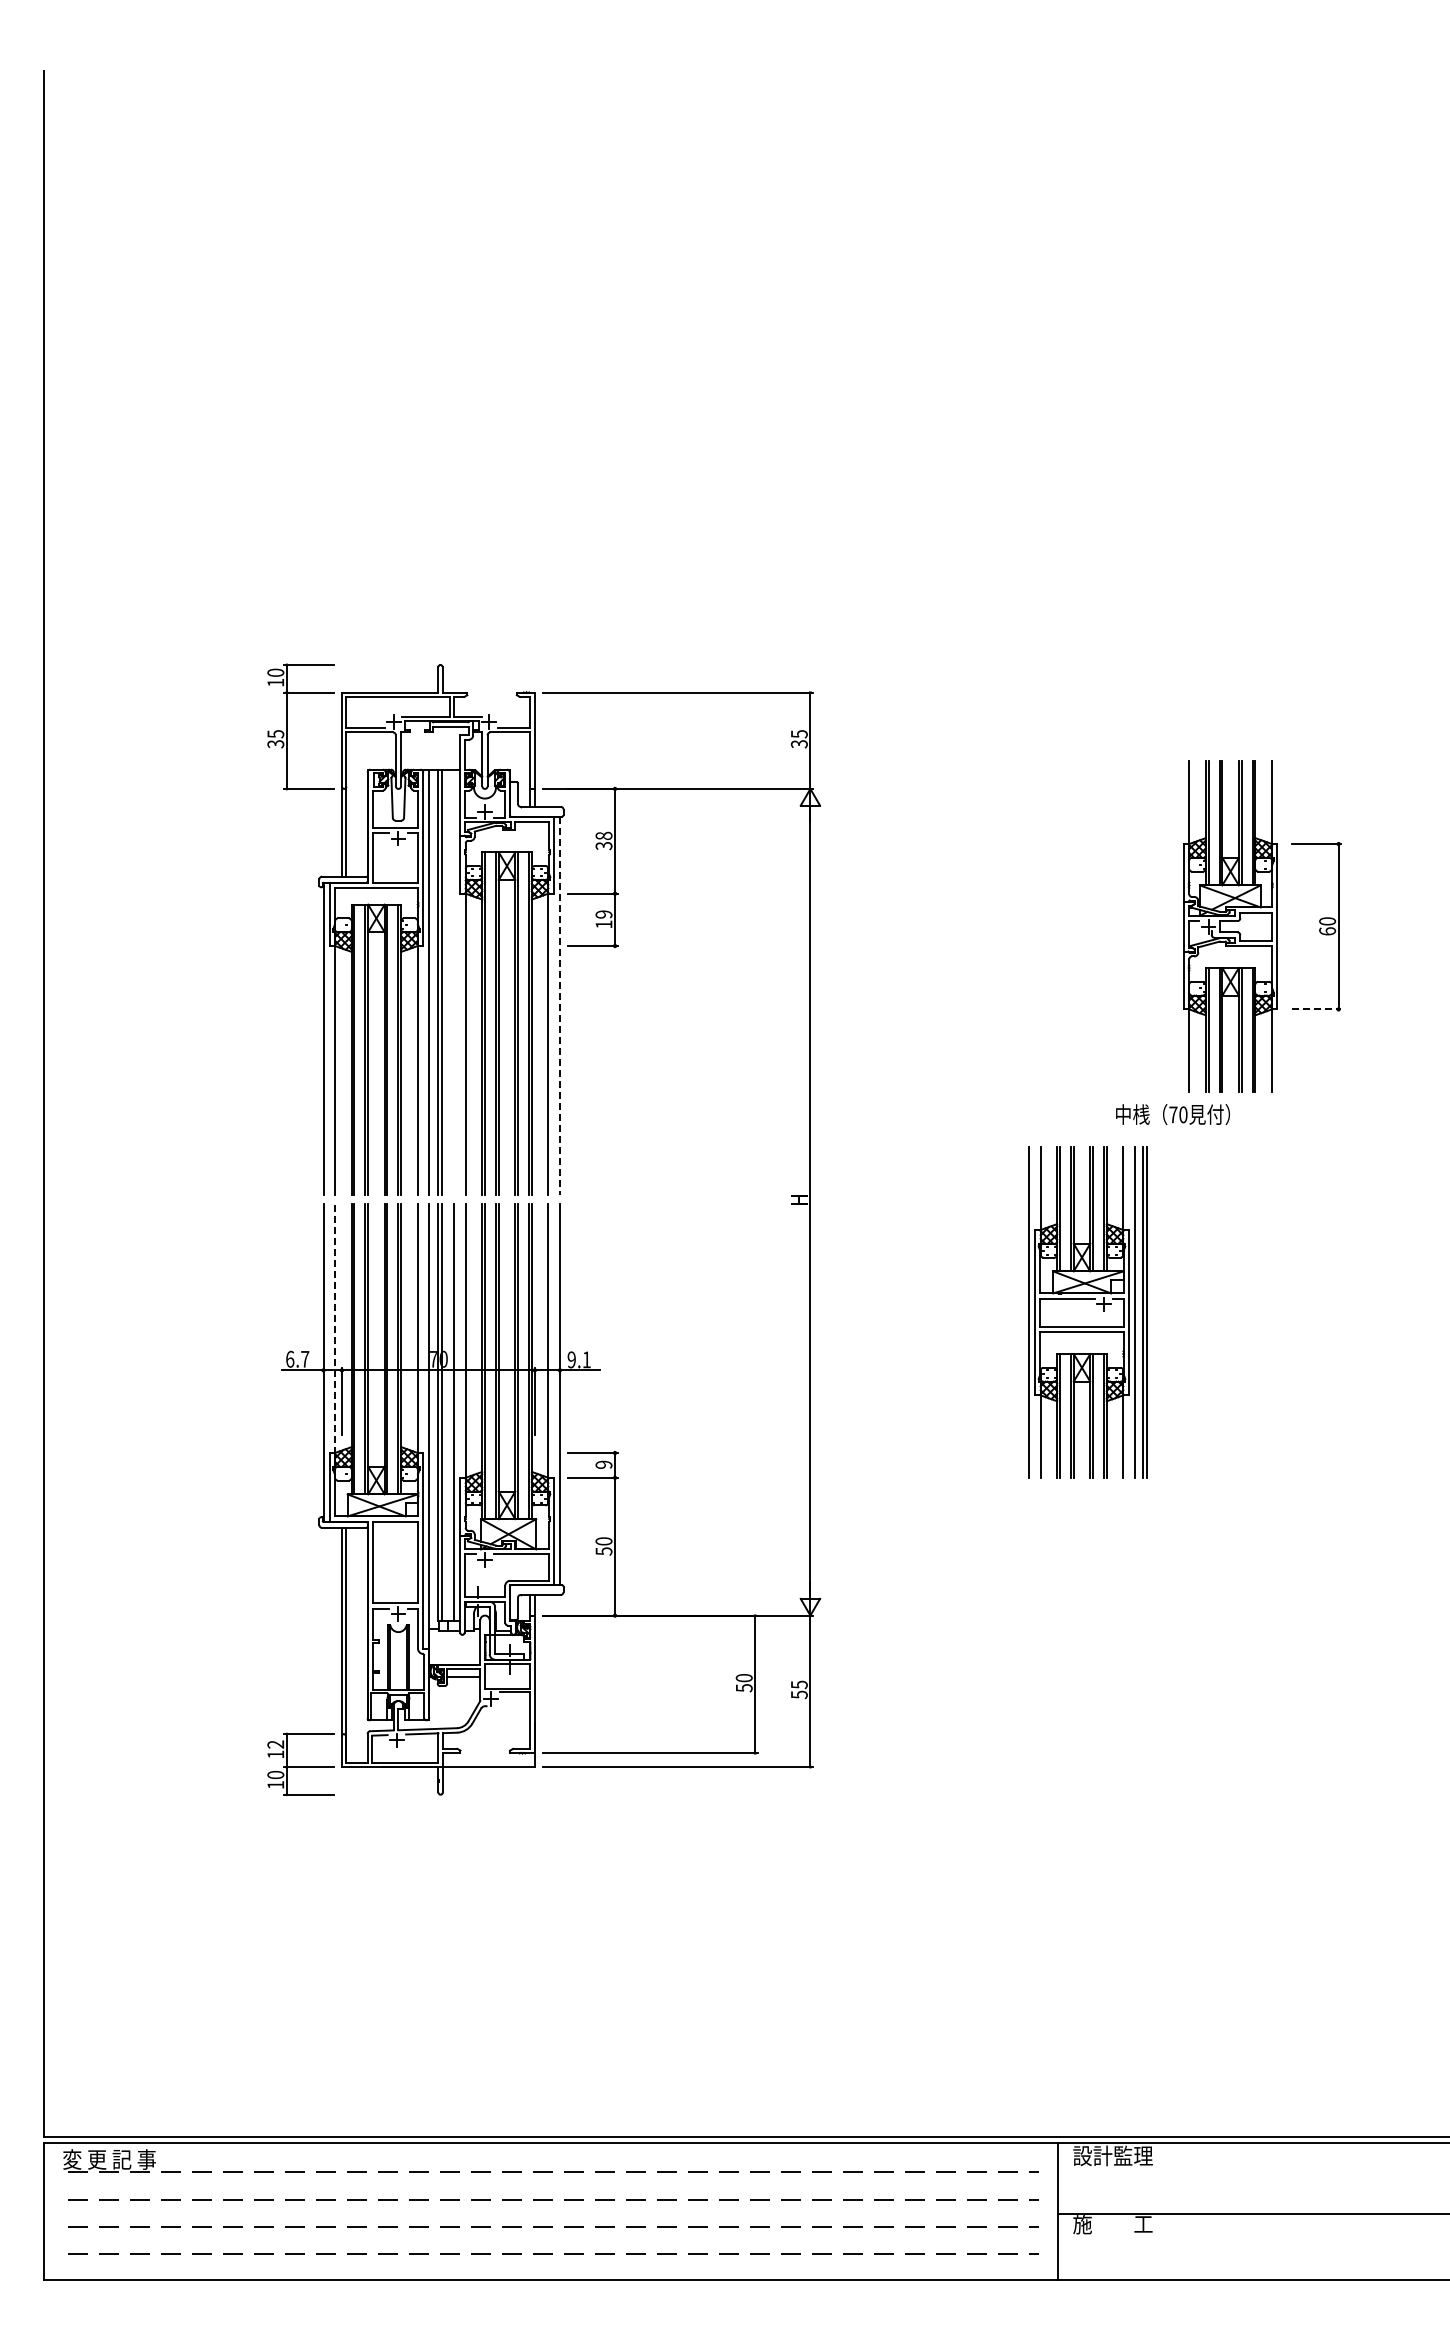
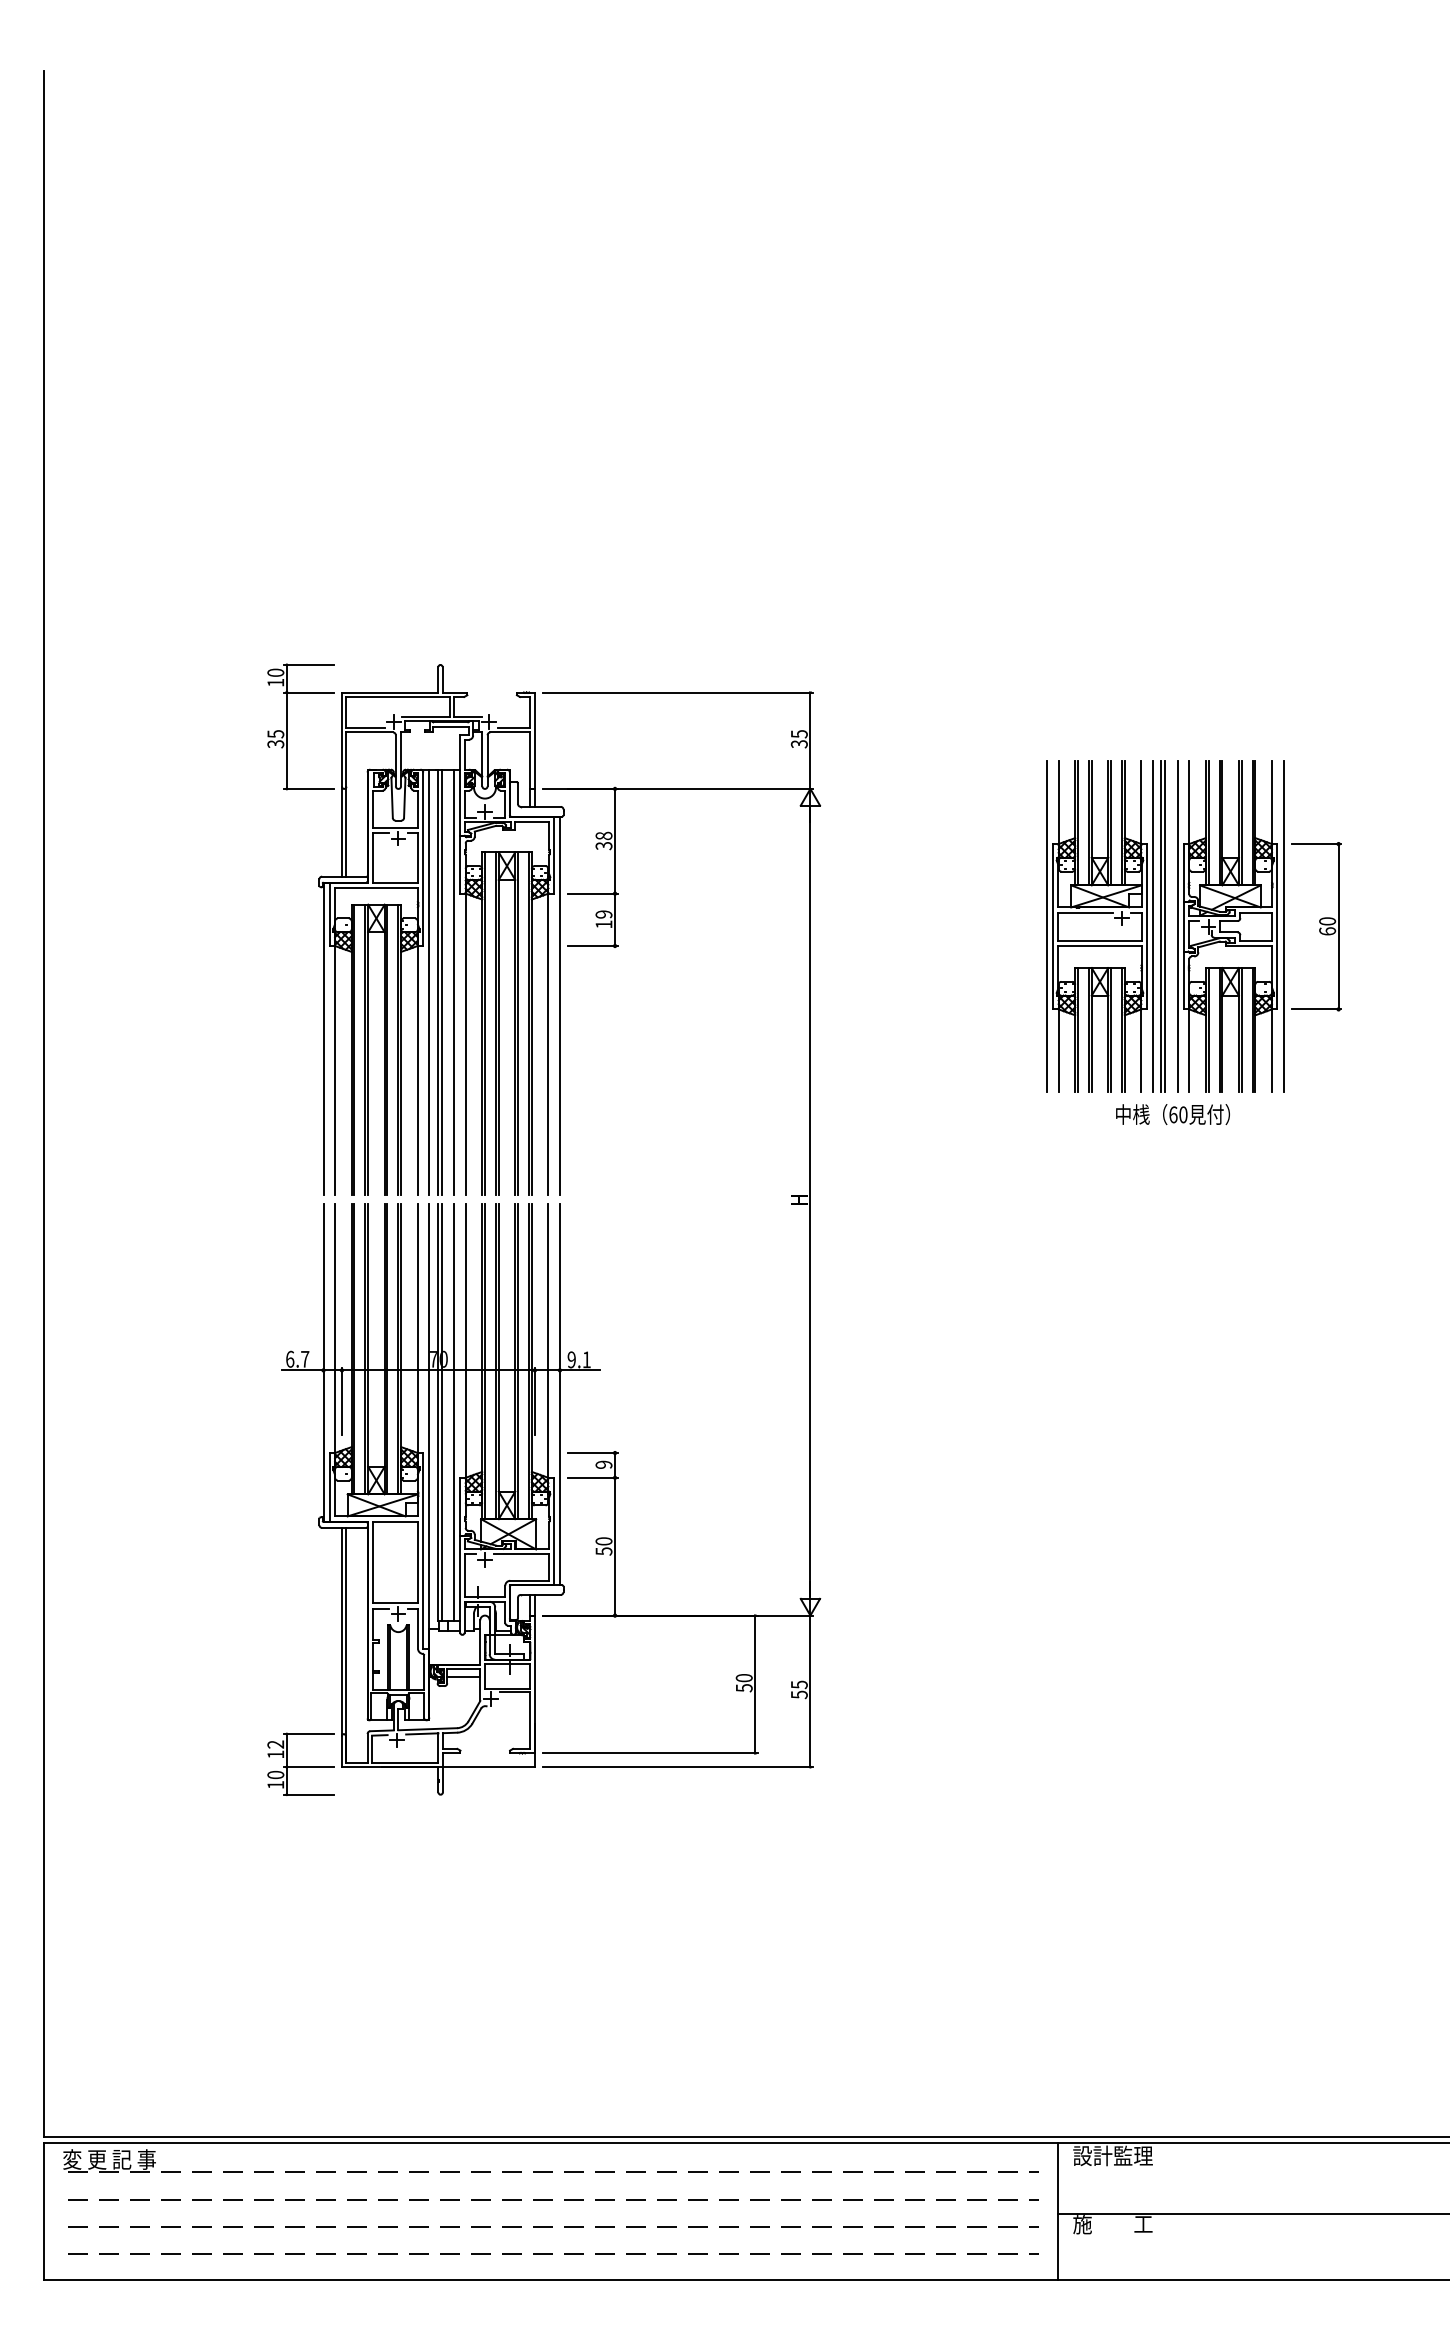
line: none -> present (1177, 926)
line: none -> present (1283, 926)
line: none -> present (454, 982)
line: dashed -> solid (559, 1006)
line: dashed -> solid (1316, 1009)
text: 70 -> 60 (1173, 1114)
part position: (1087, 1312) -> (1105, 926) (1105, 926)
line: dashed -> solid (335, 1328)
